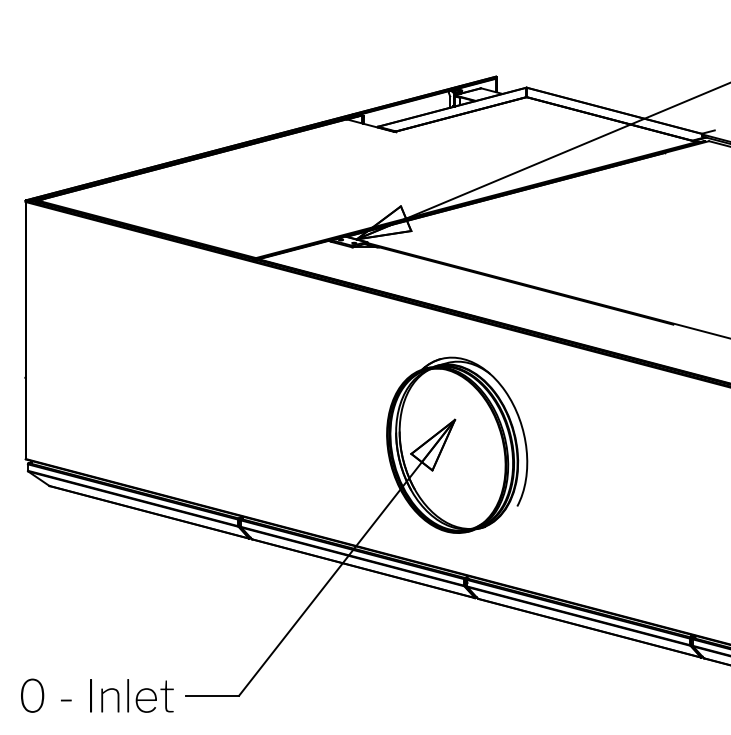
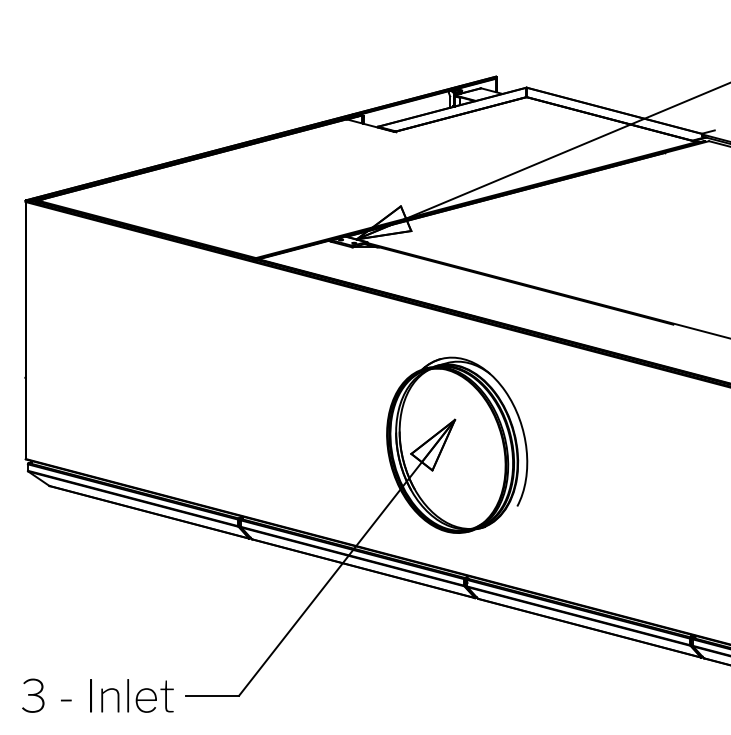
text: 0 -> 3 (32, 695)
